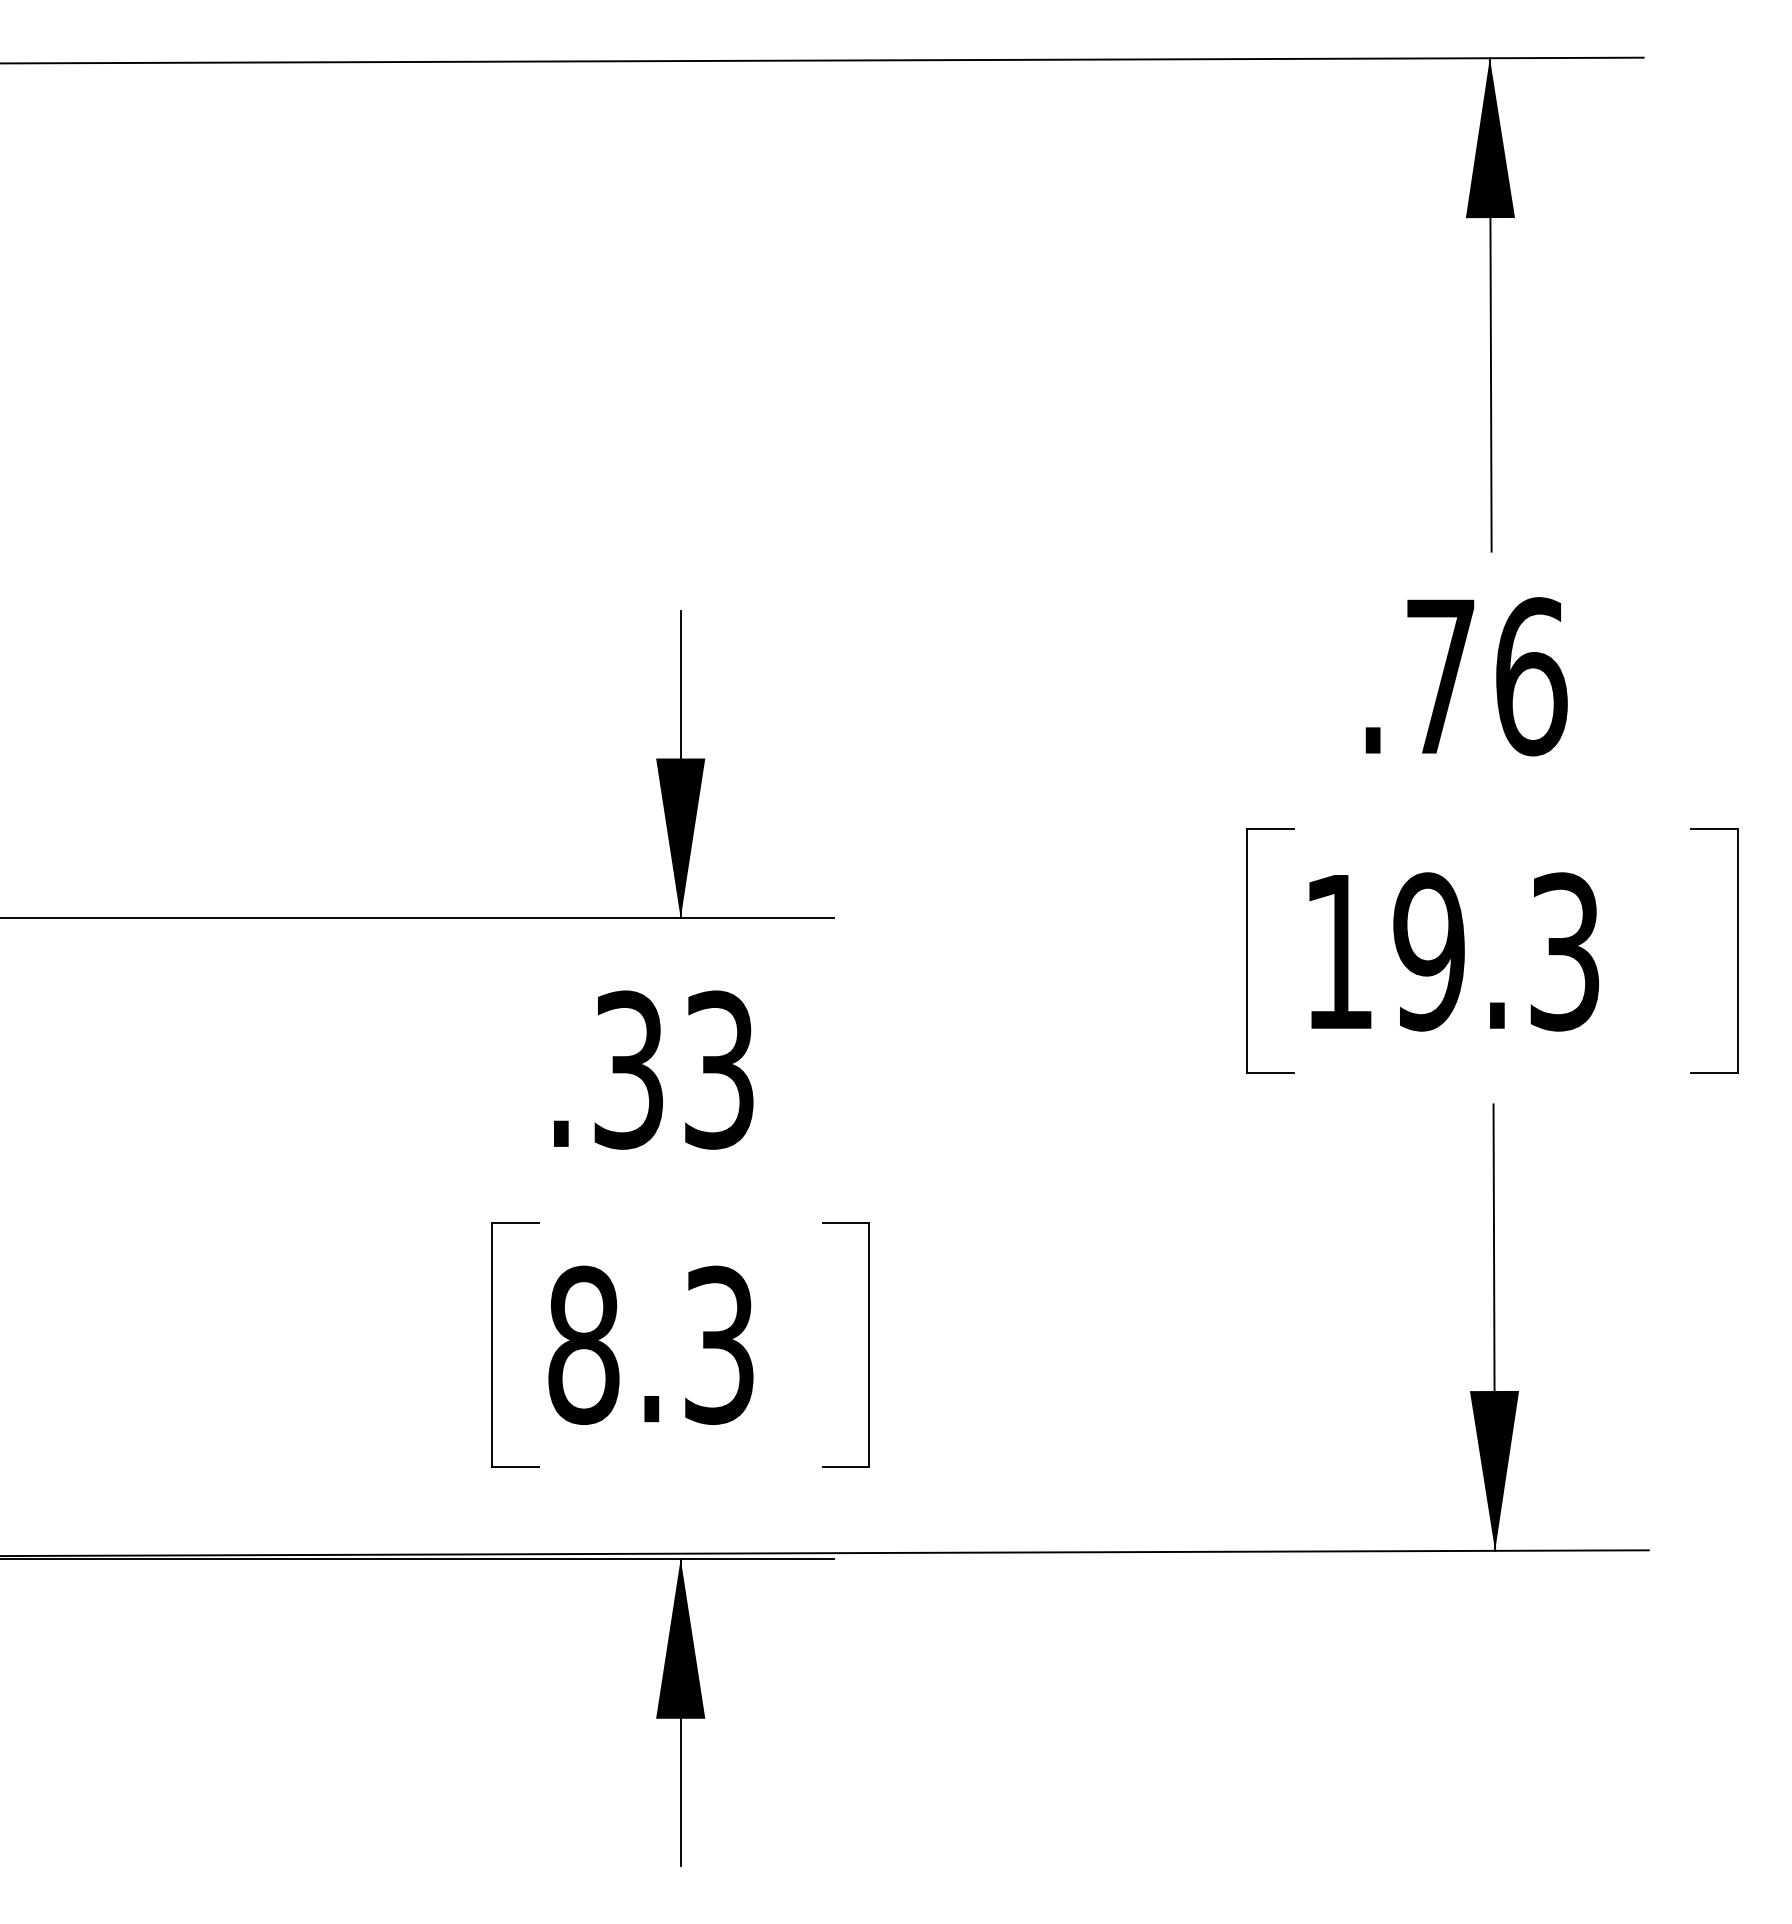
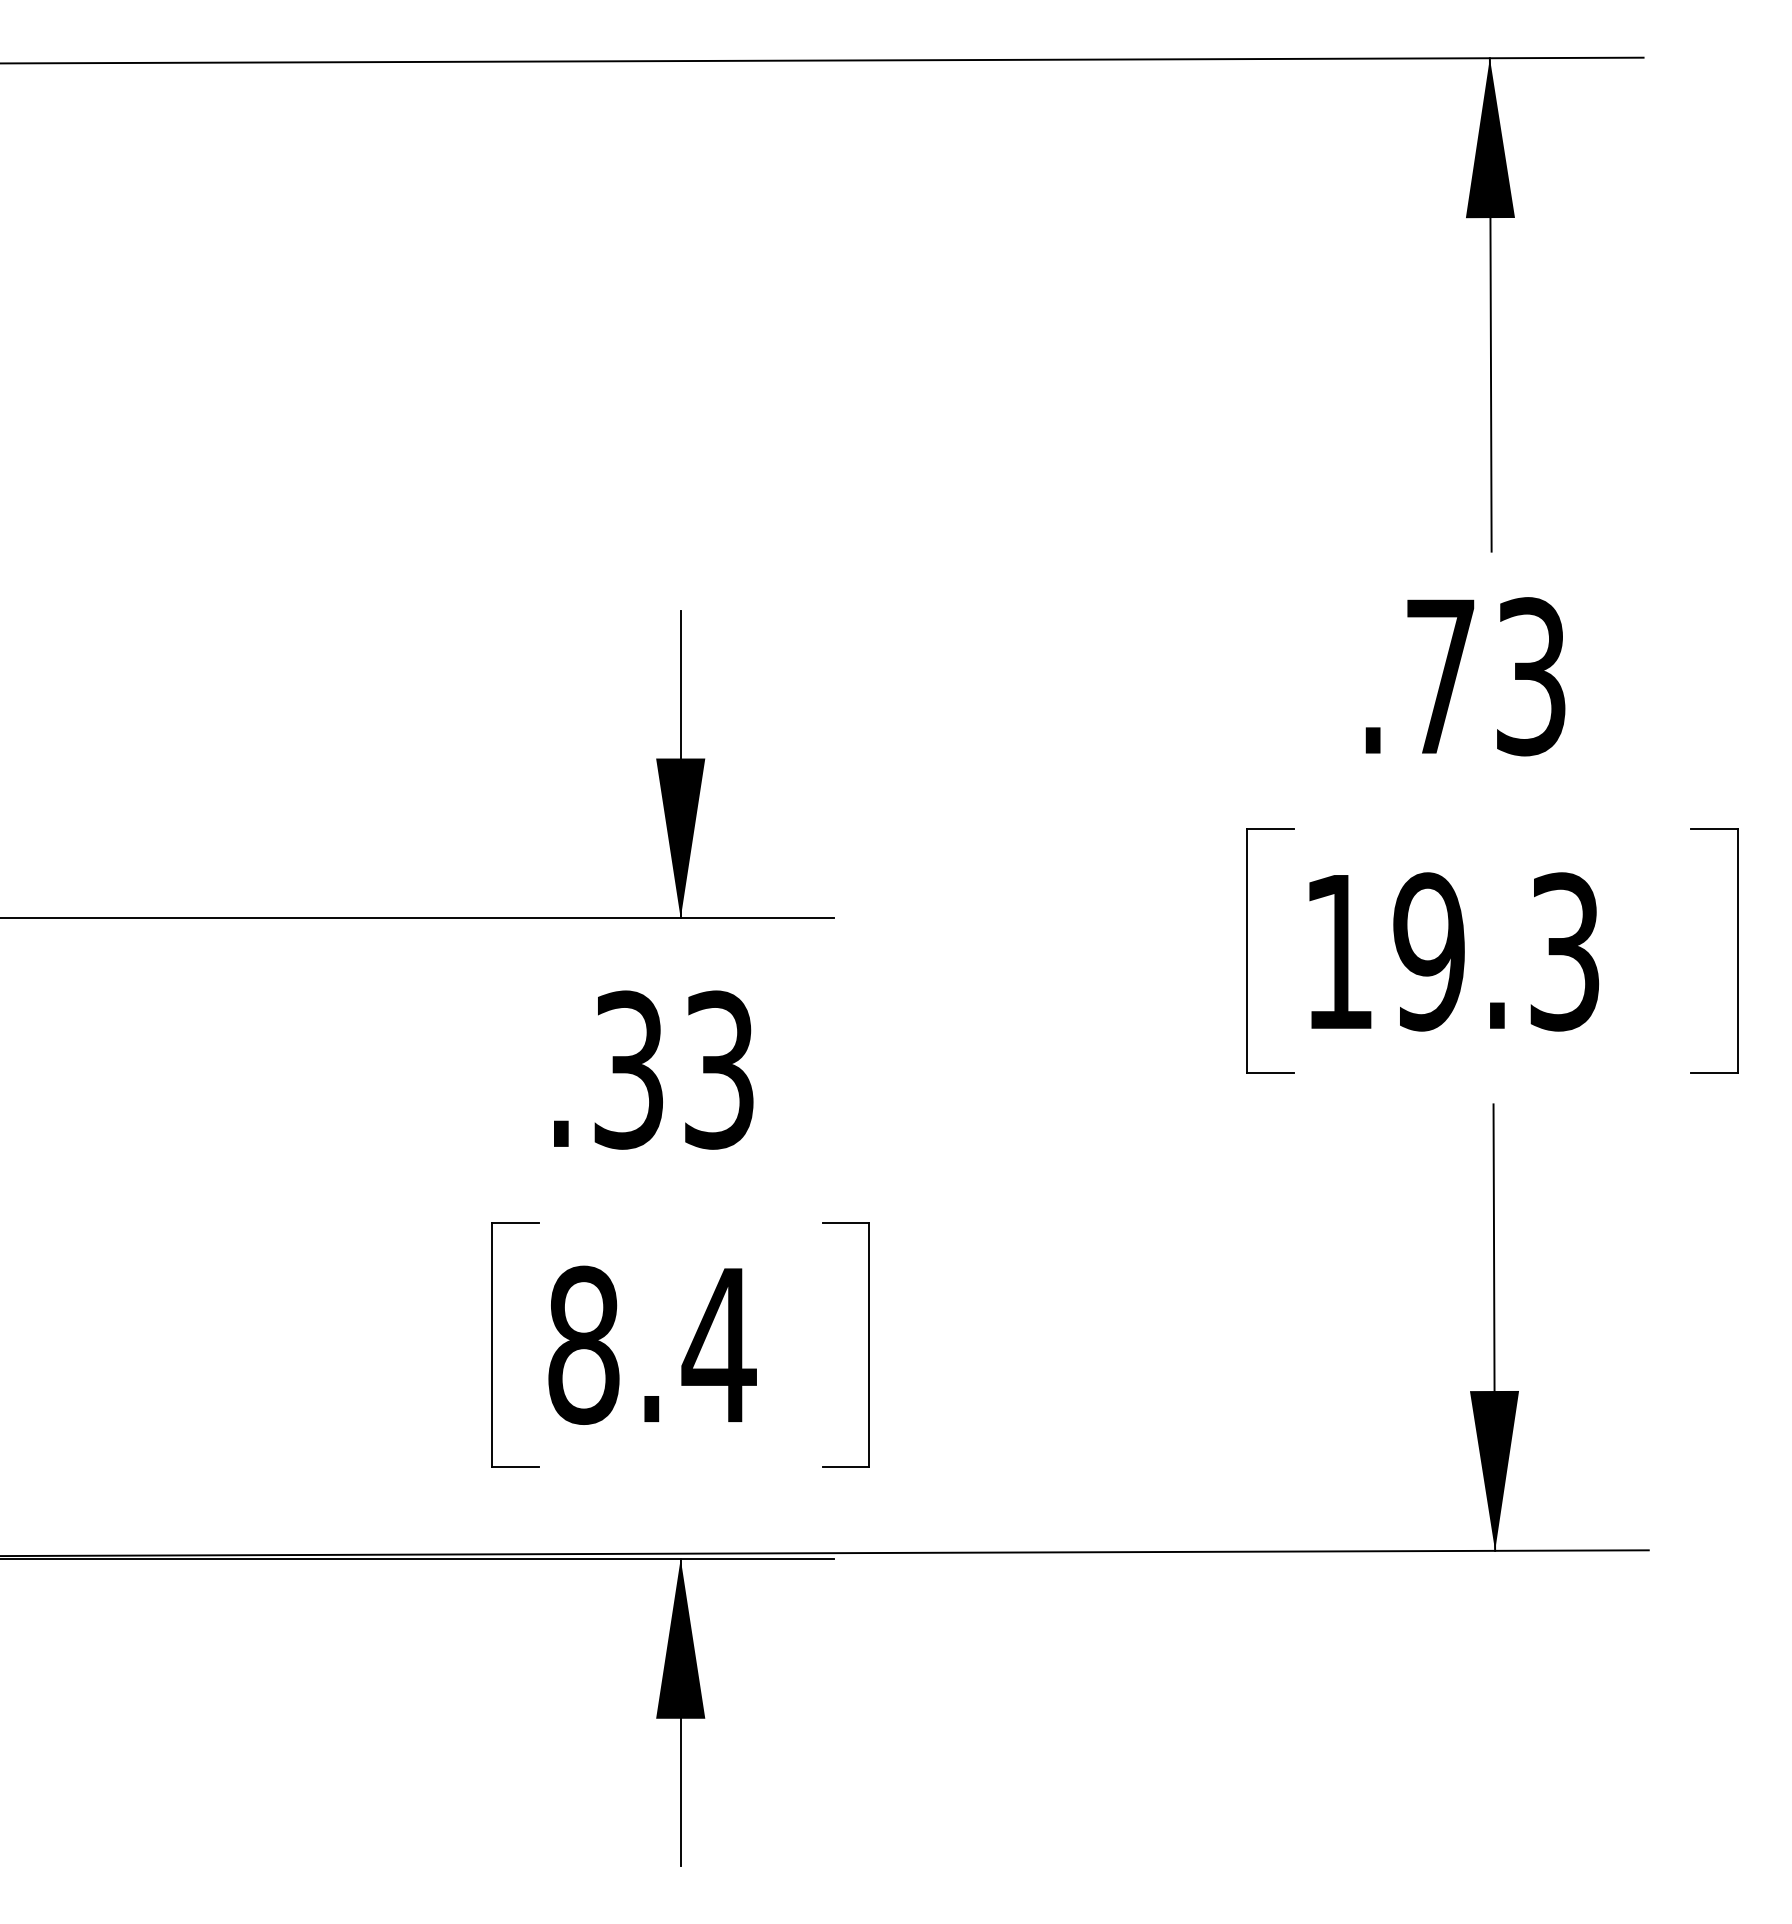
text: .76 -> .73 (1531, 676)
text: 8.3 -> 8.4 (718, 1344)
